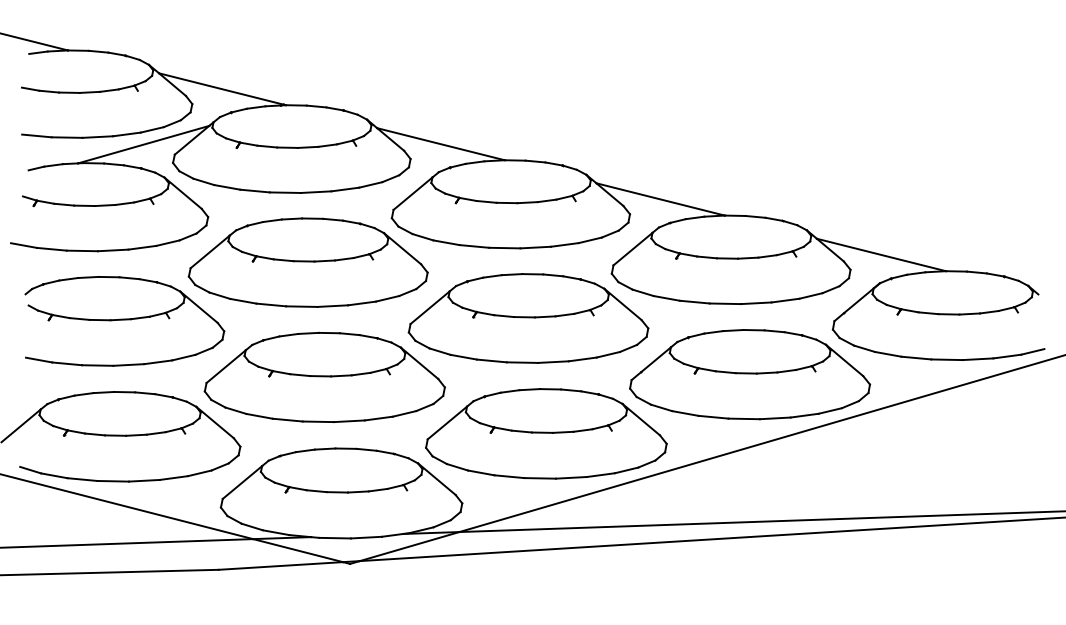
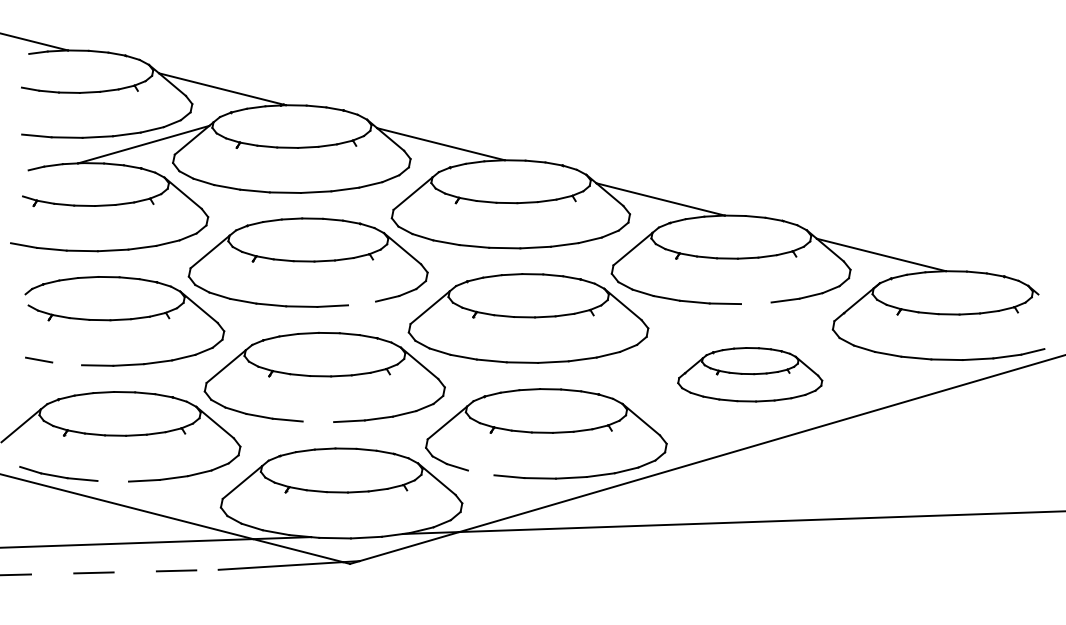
line: present -> none (362, 303)
line: present -> none (756, 303)
line: present -> none (67, 363)
part size: 243x92 px -> 147x56 px (750, 374)
line: present -> none (318, 421)
line: present -> none (481, 472)
line: present -> none (112, 480)
line: present -> none (710, 539)
line: solid -> dashed (109, 572)
